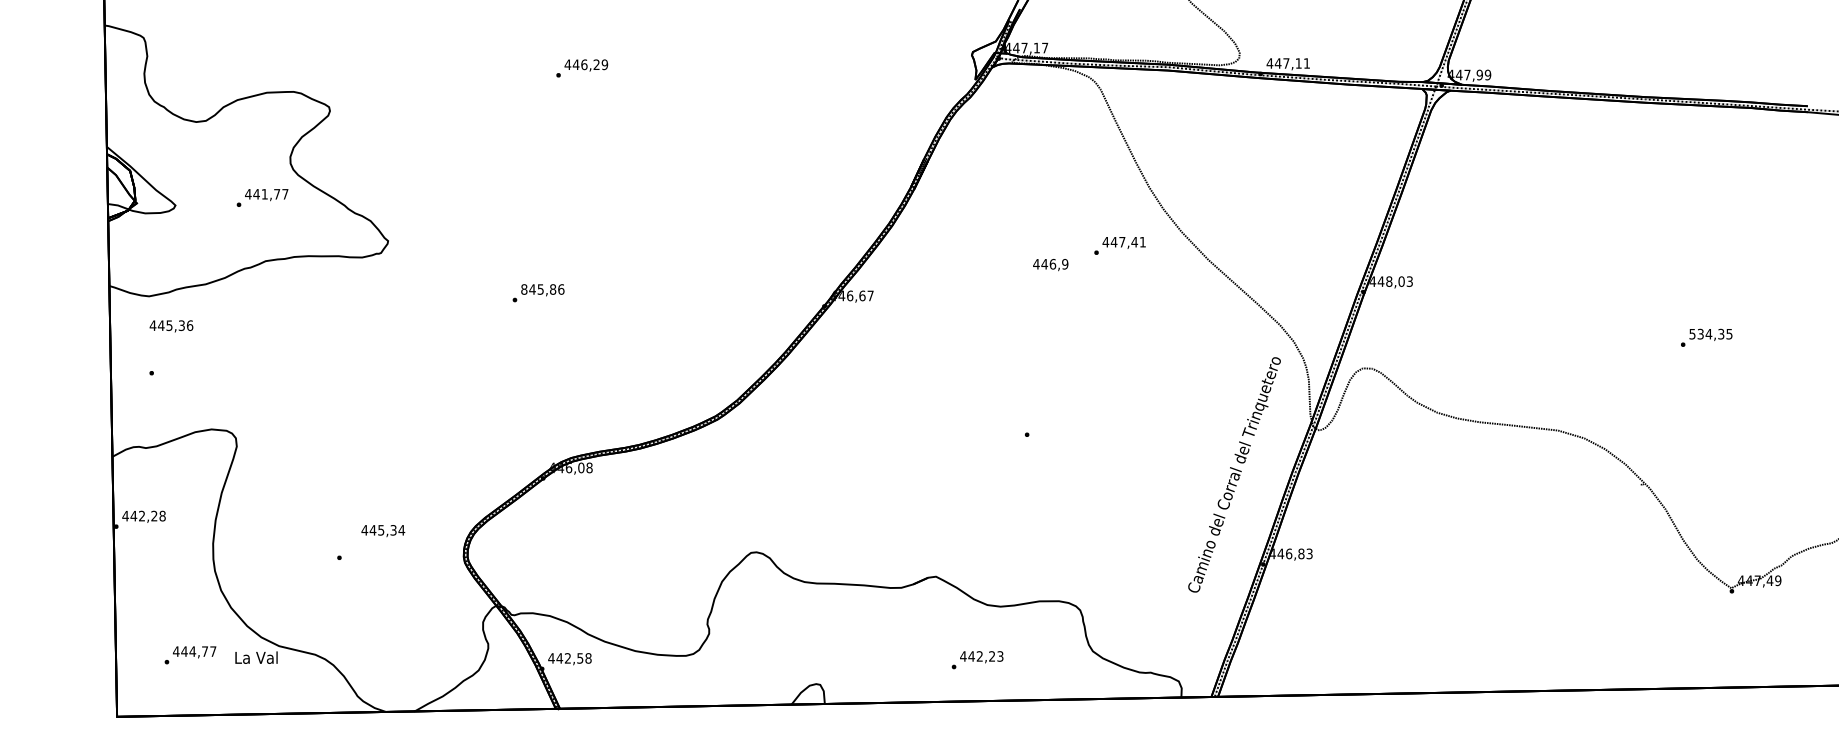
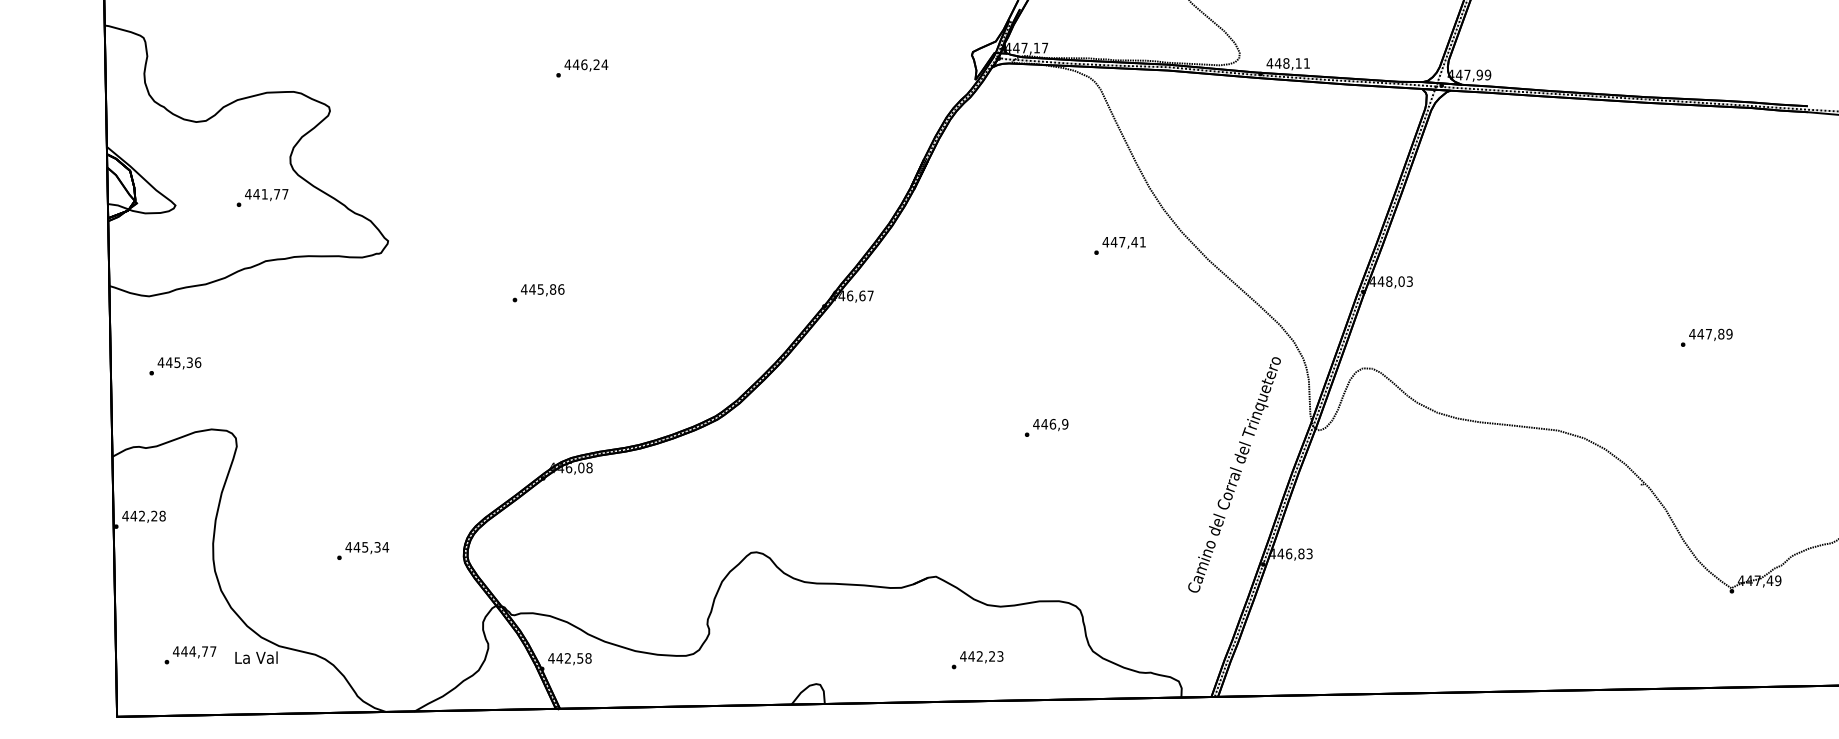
text: 447,11 -> 448,11 (1286, 63)
text: 446,29 -> 446,24 (604, 64)
text position: (1050, 265) -> (1050, 425) (1050, 425)
text: 845,86 -> 445,86 (523, 289)
text position: (171, 326) -> (179, 363) (179, 363)
text: 534,35 -> 447,89 (1710, 333)
text position: (383, 531) -> (367, 548) (367, 548)
